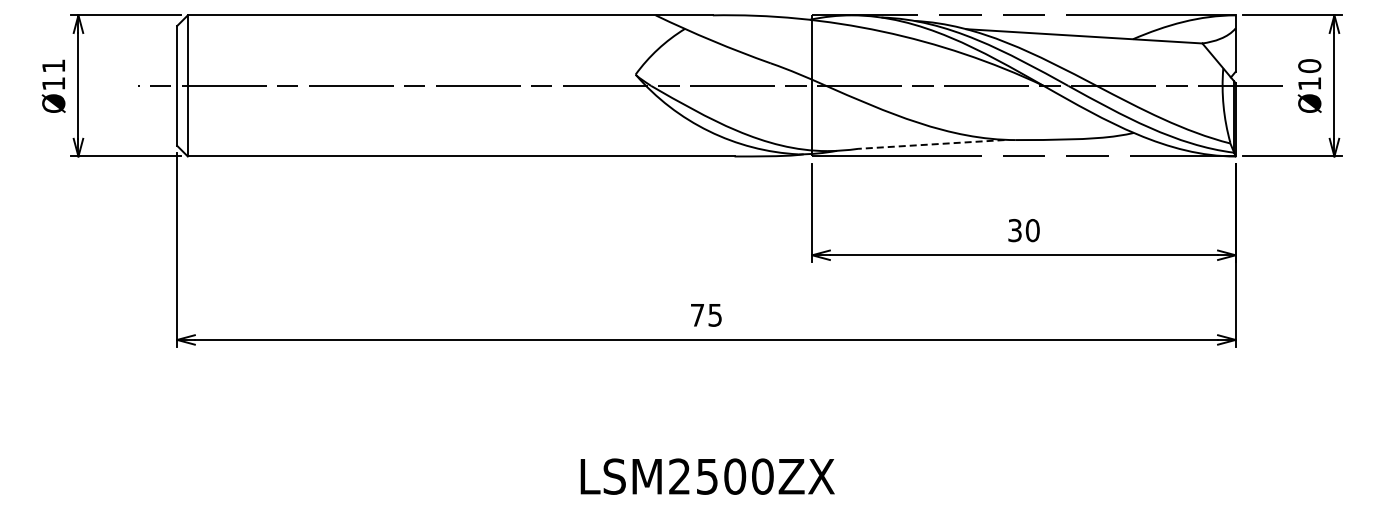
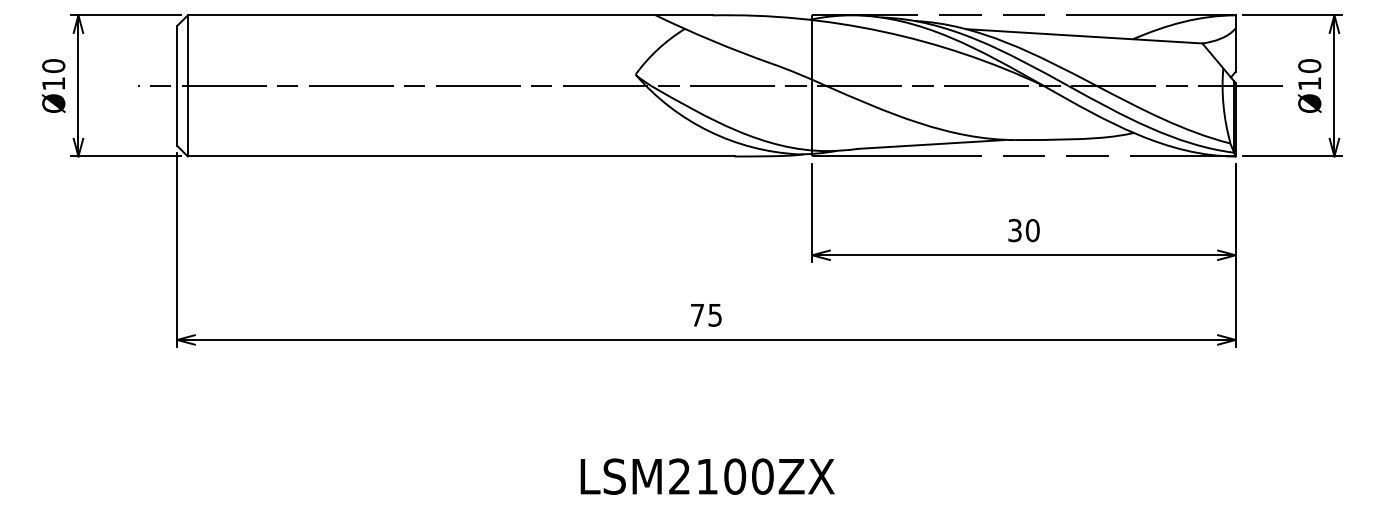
text: Ø11 -> Ø10 (53, 66)
line: dashed -> solid (930, 144)
text: LSM2500ZX -> LSM2100ZX (707, 476)
